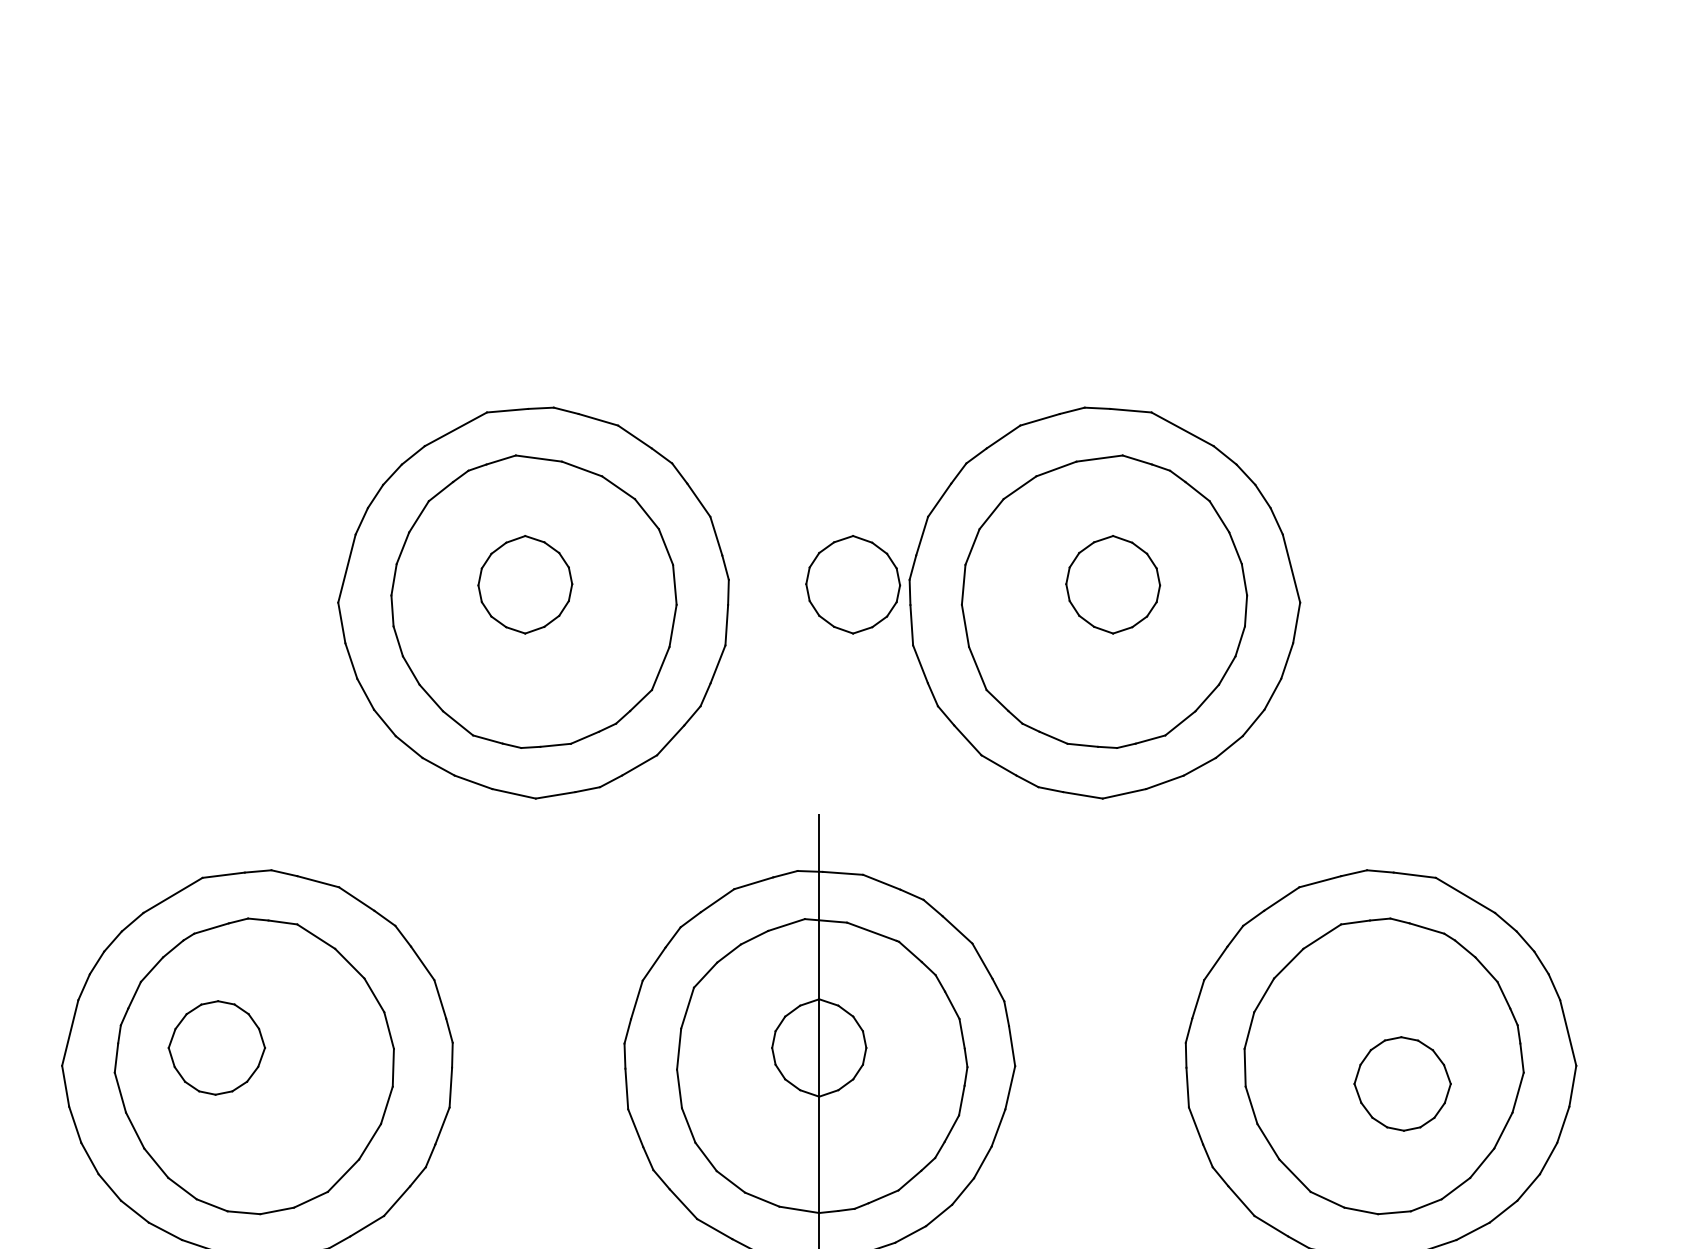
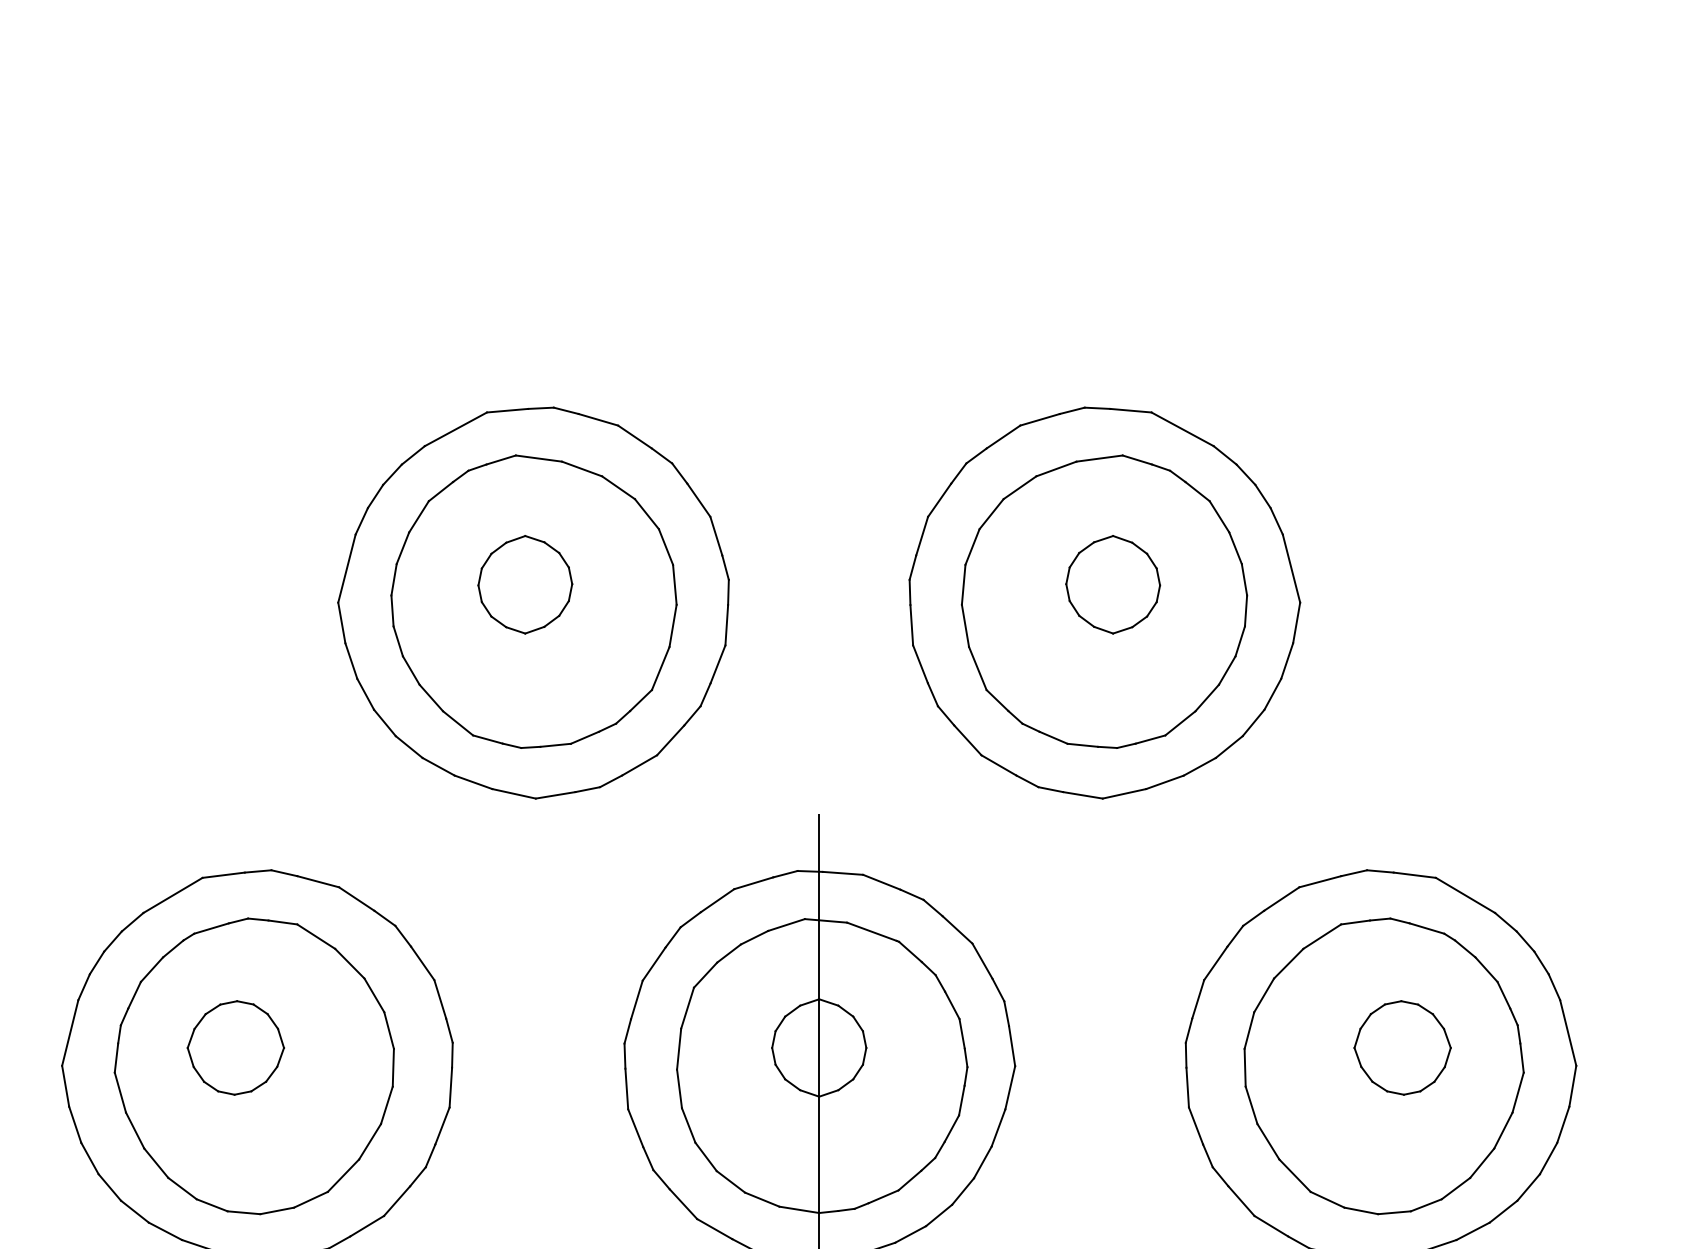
part: present -> none (853, 584)
part position: (216, 1047) -> (235, 1047) (235, 1047)
part position: (1402, 1083) -> (1402, 1047) (1402, 1047)
